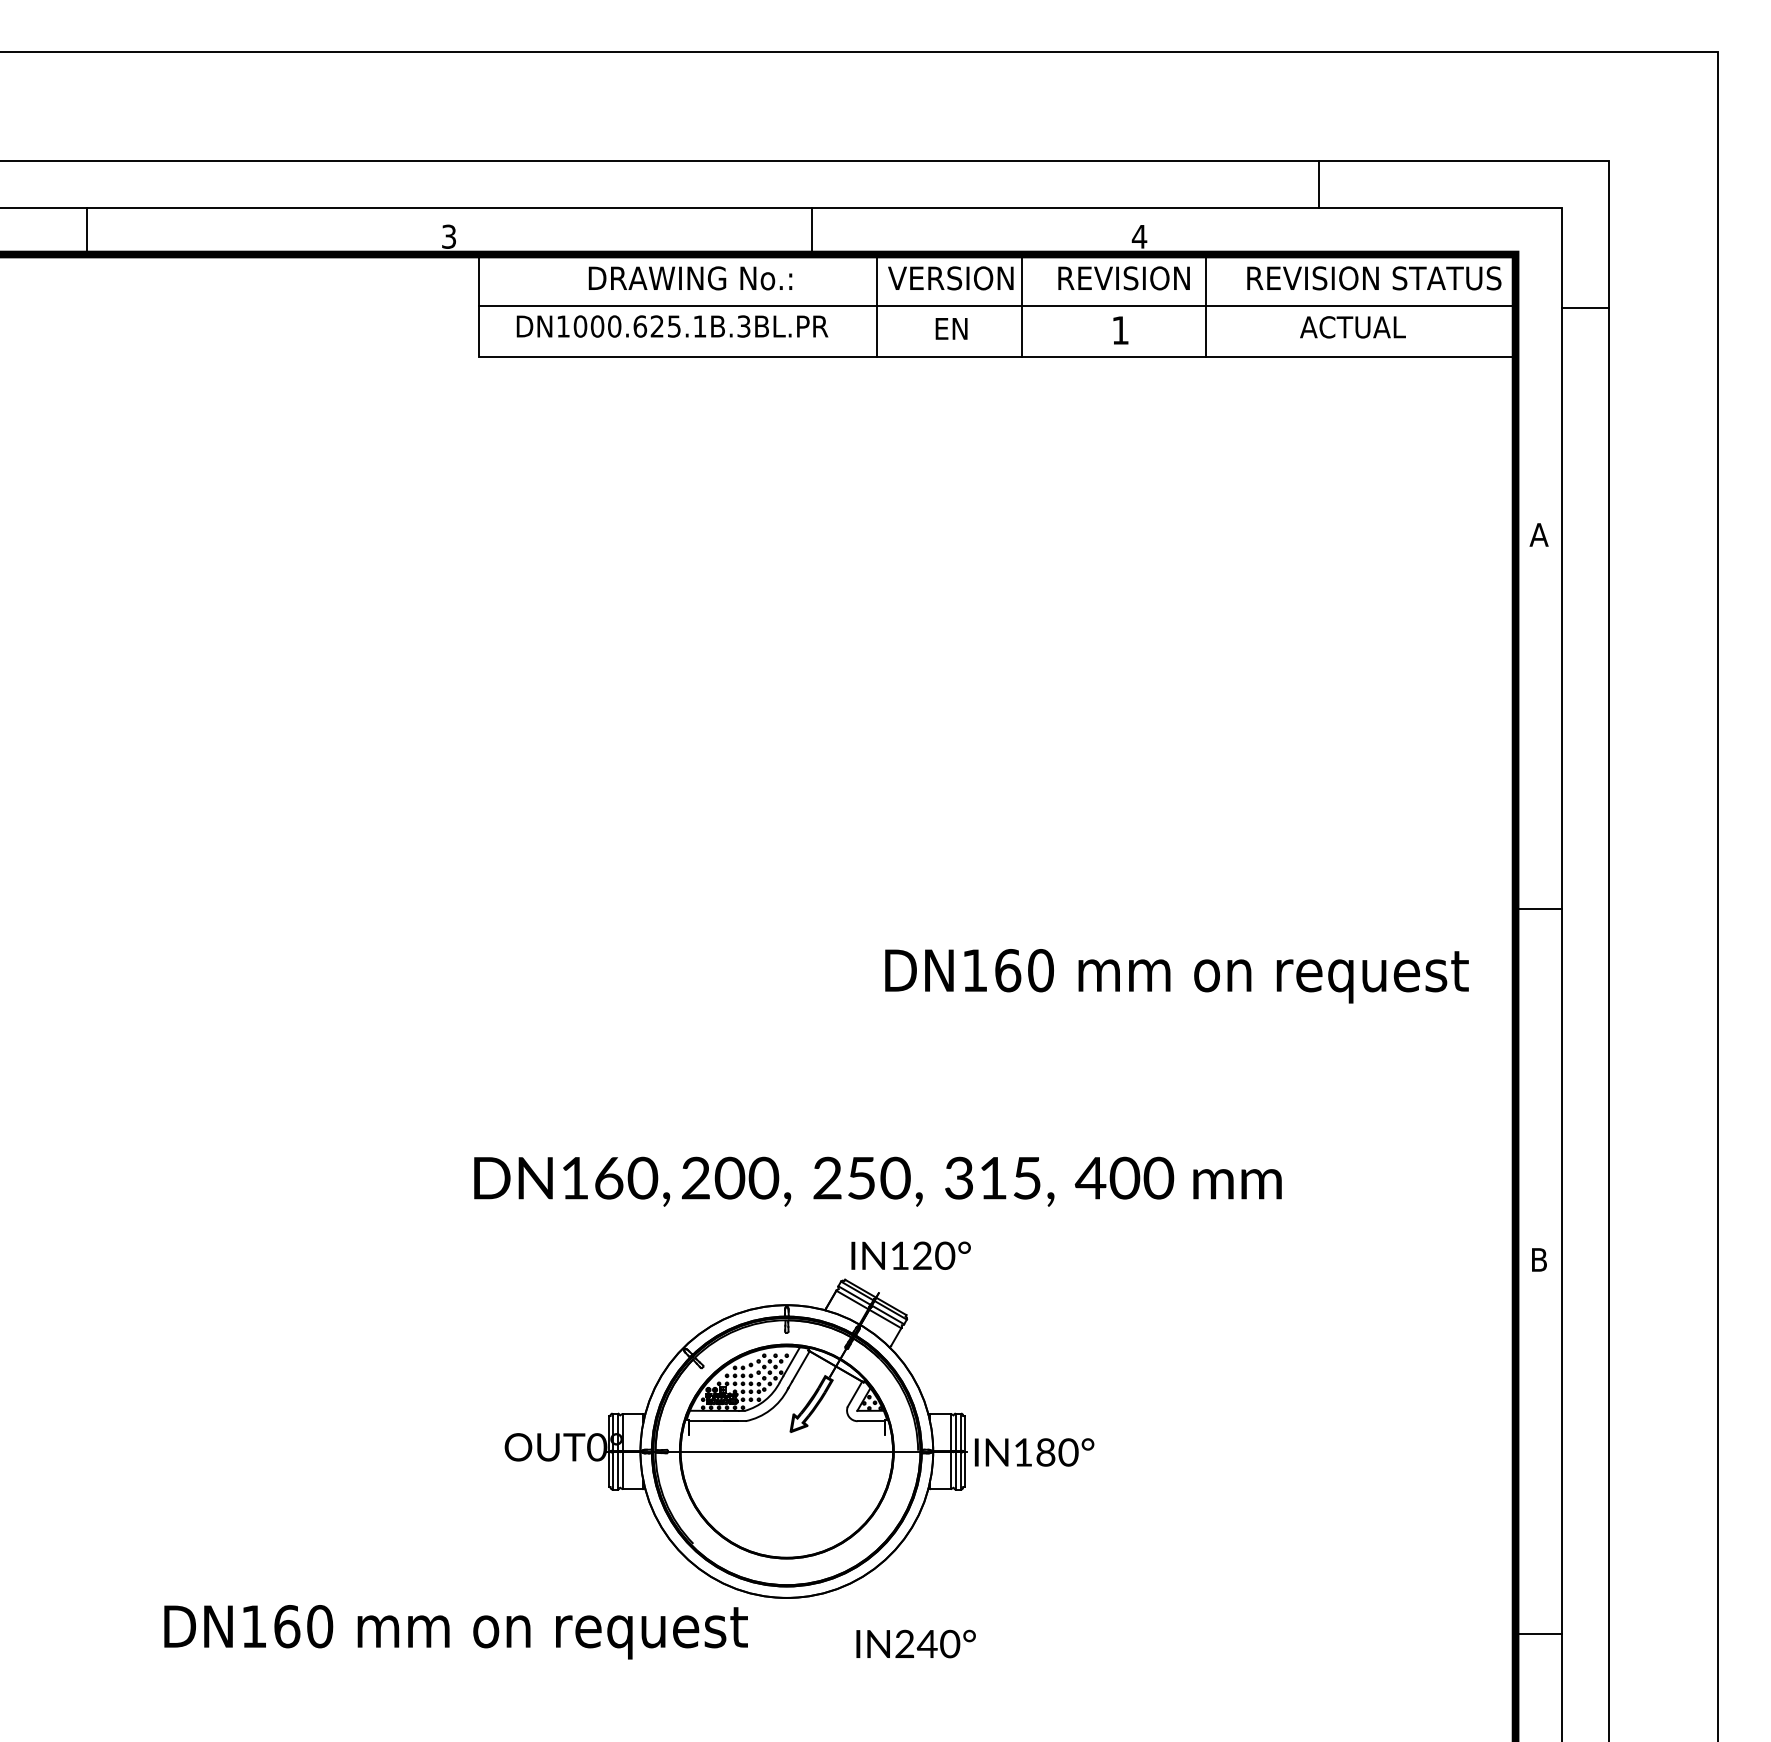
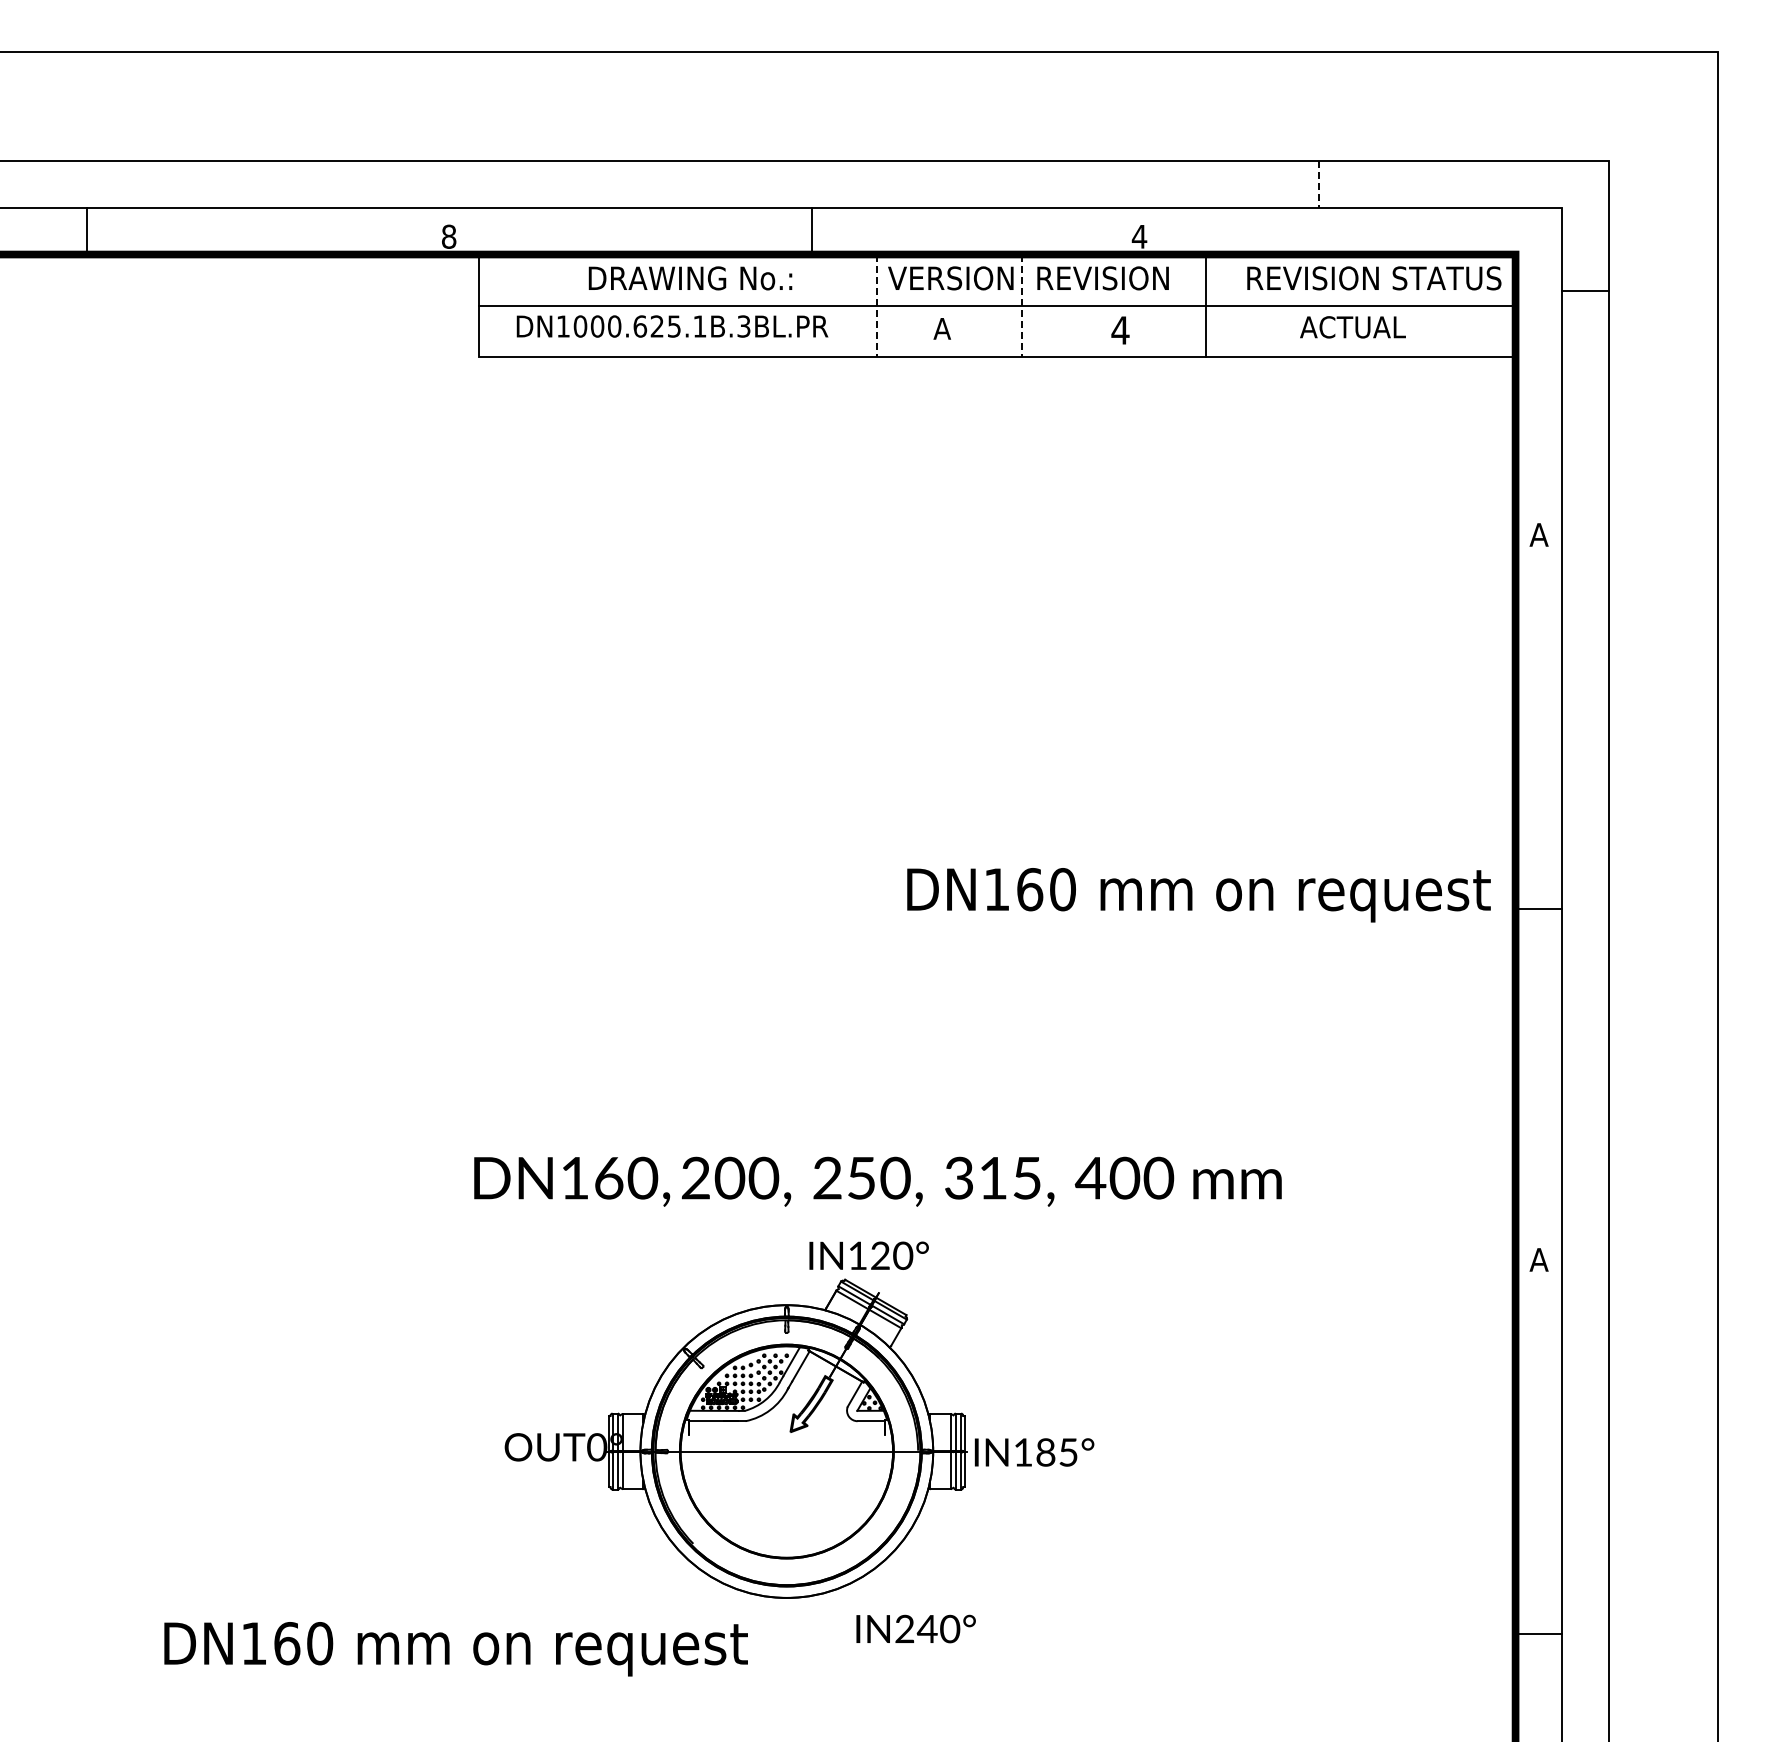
line: solid -> dashed (1319, 184)
text: 3 -> 8 (449, 236)
text position: (1123, 278) -> (1102, 278) (1102, 278)
line: solid -> dashed (876, 306)
line: solid -> dashed (1021, 306)
line position: (1585, 307) -> (1585, 290) (1585, 290)
text: EN -> A (950, 328)
text: 1 -> 4 (1120, 330)
text position: (1176, 976) -> (1198, 895) (1198, 895)
text position: (910, 1255) -> (868, 1255) (868, 1255)
text: B -> A (1538, 1259)
text: IN180° -> IN185° (1068, 1452)
text position: (455, 1632) -> (455, 1649) (455, 1649)
text position: (915, 1643) -> (915, 1628) (915, 1628)
